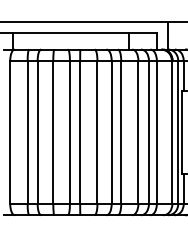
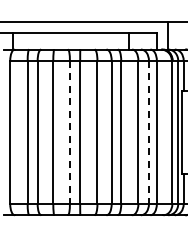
line: solid -> dashed (69, 132)
line: solid -> dashed (148, 132)
